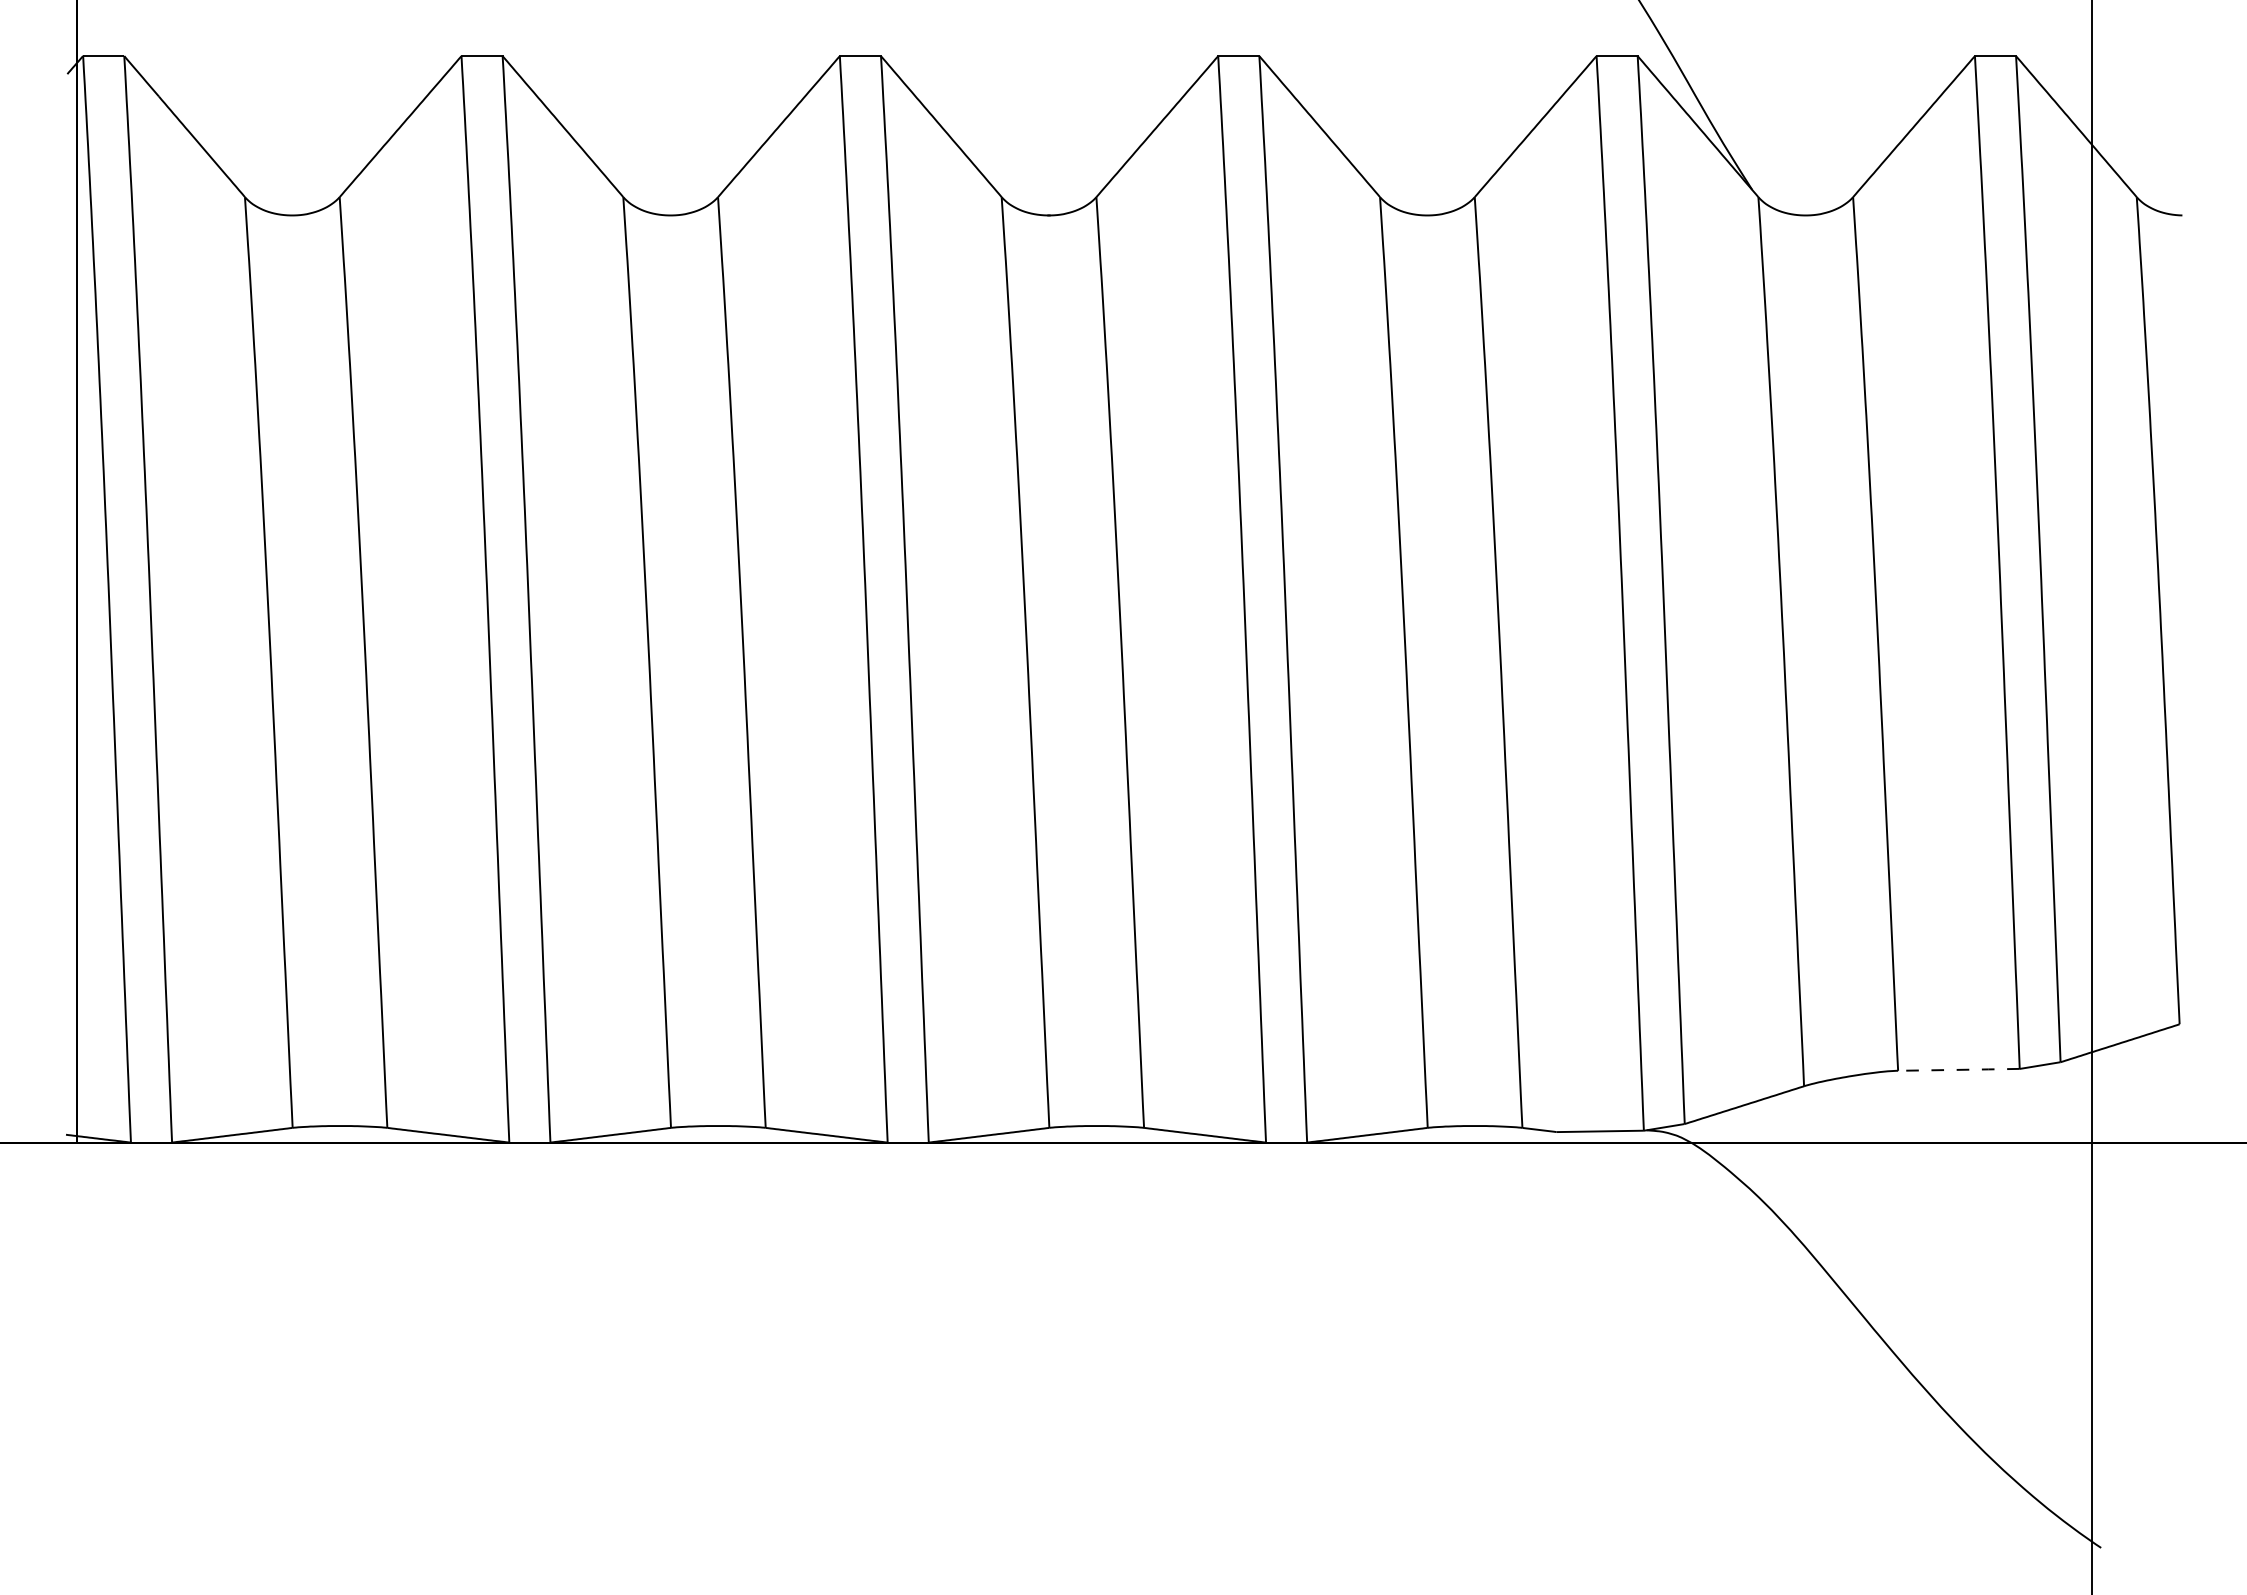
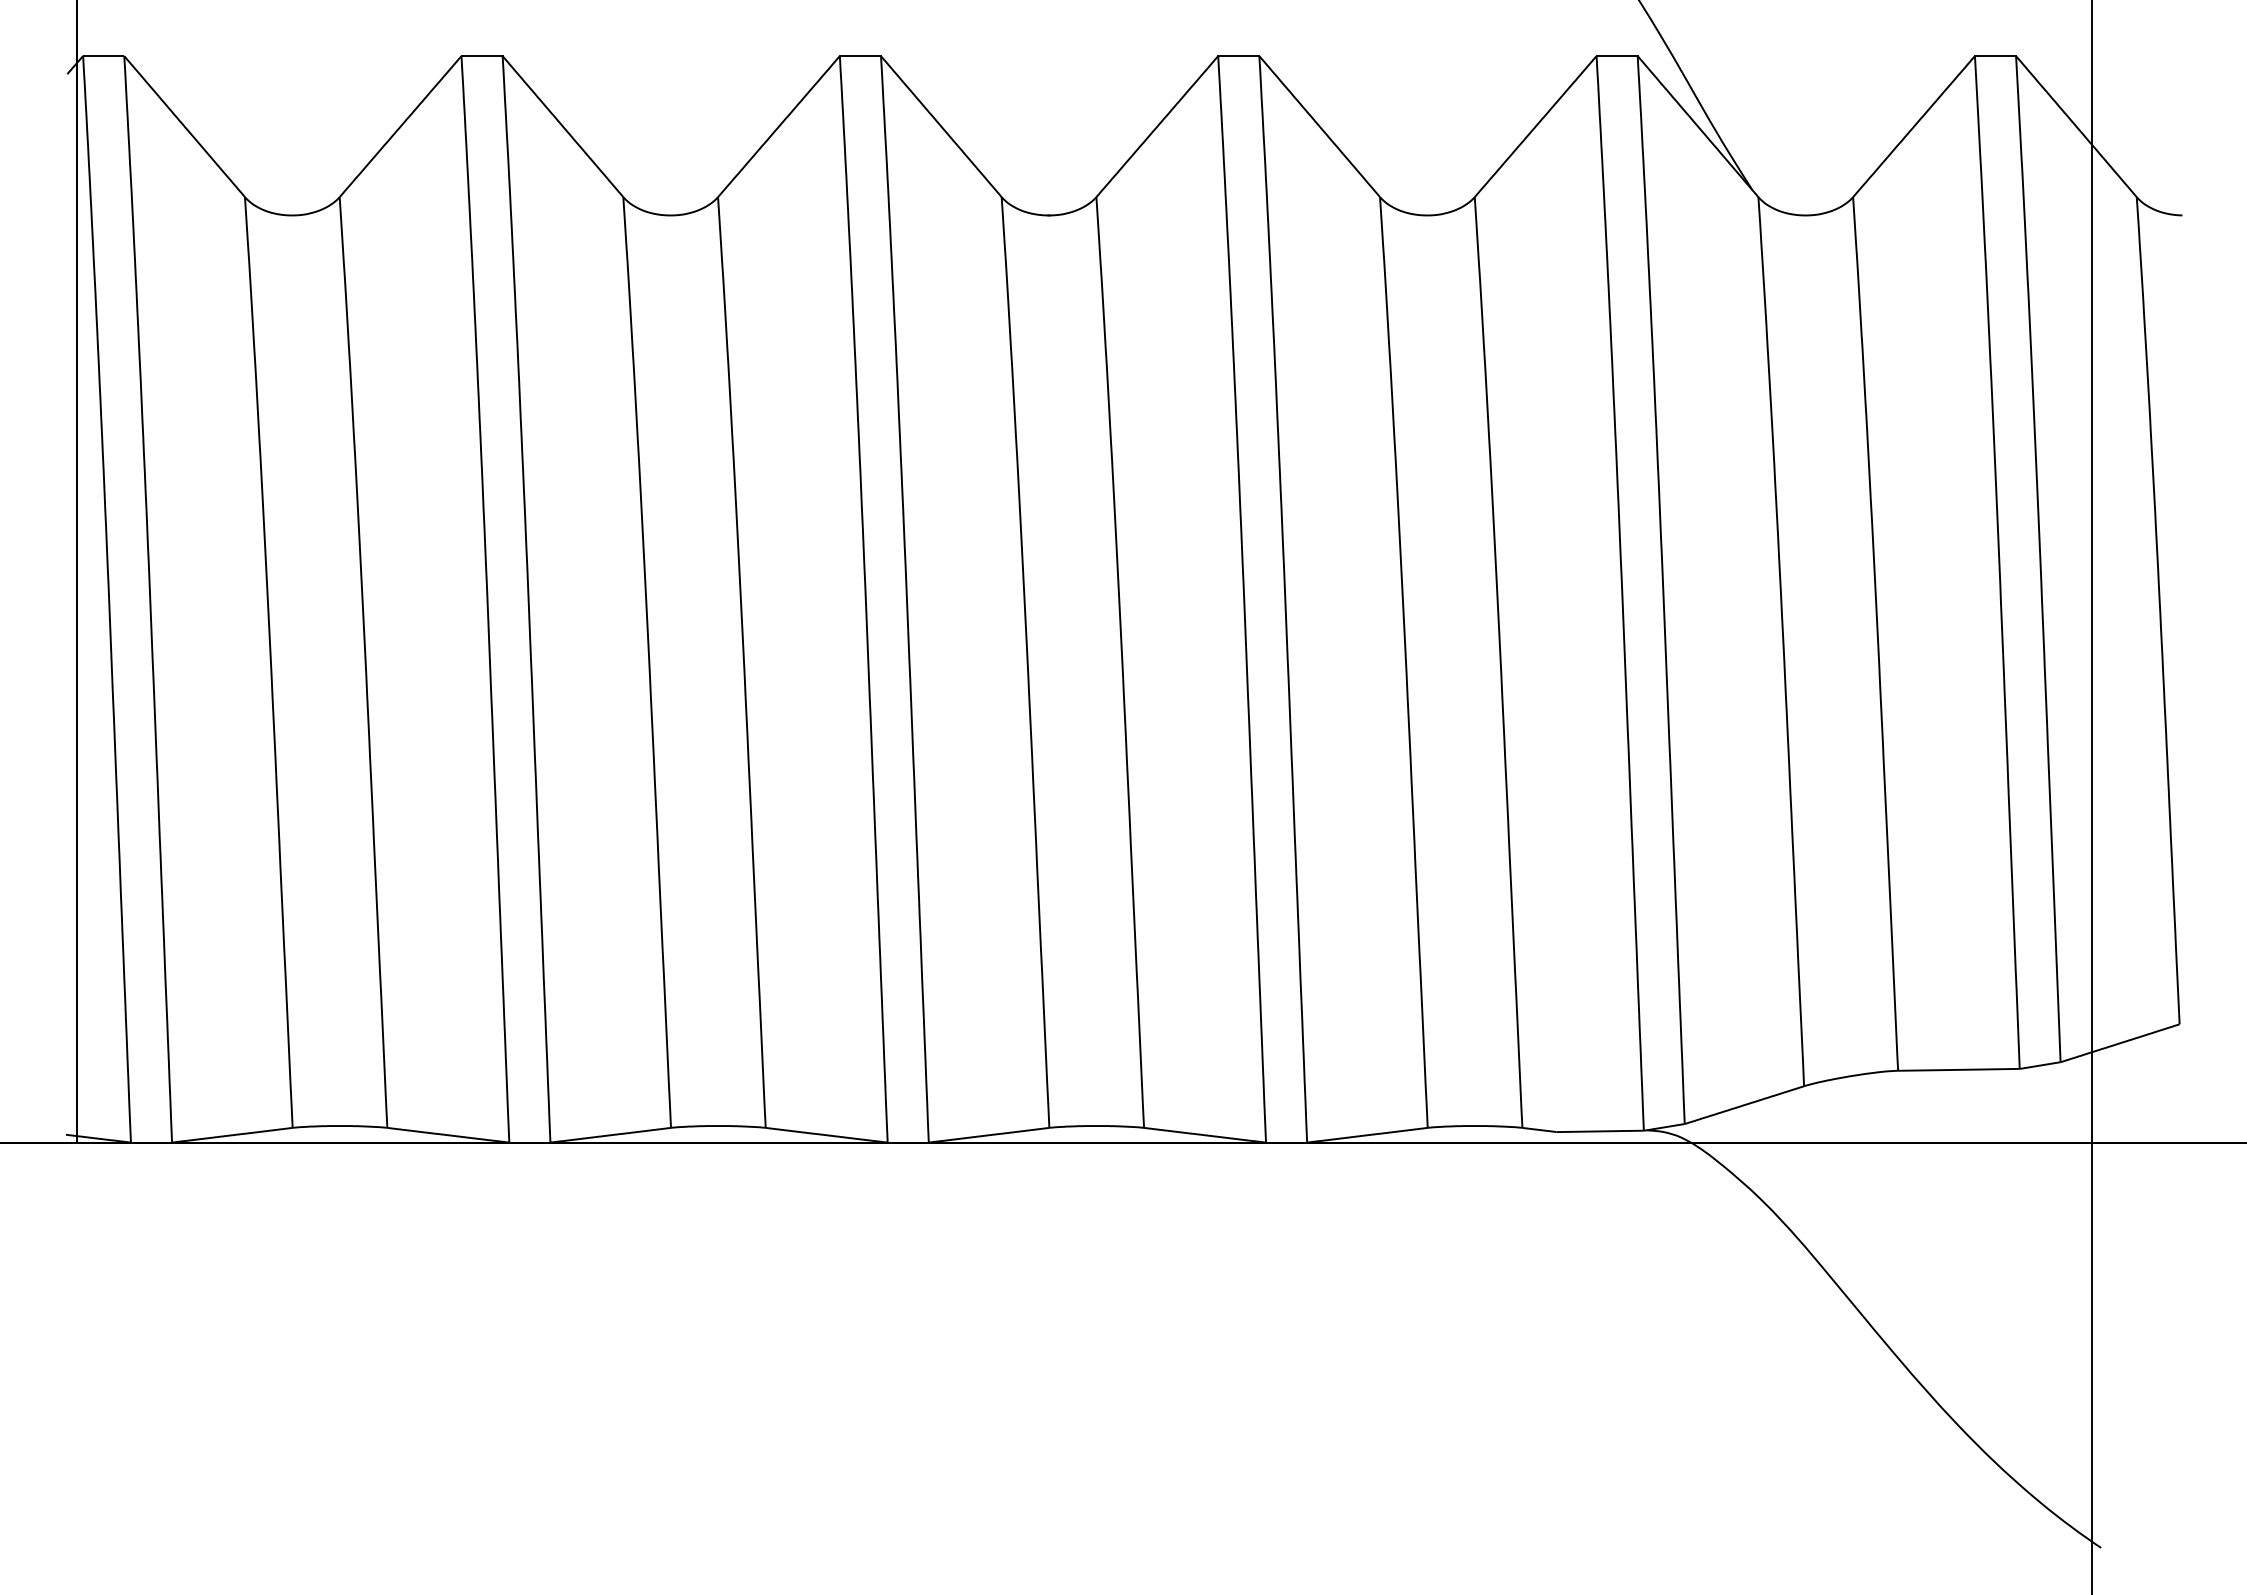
line: dashed -> solid (1958, 1069)
